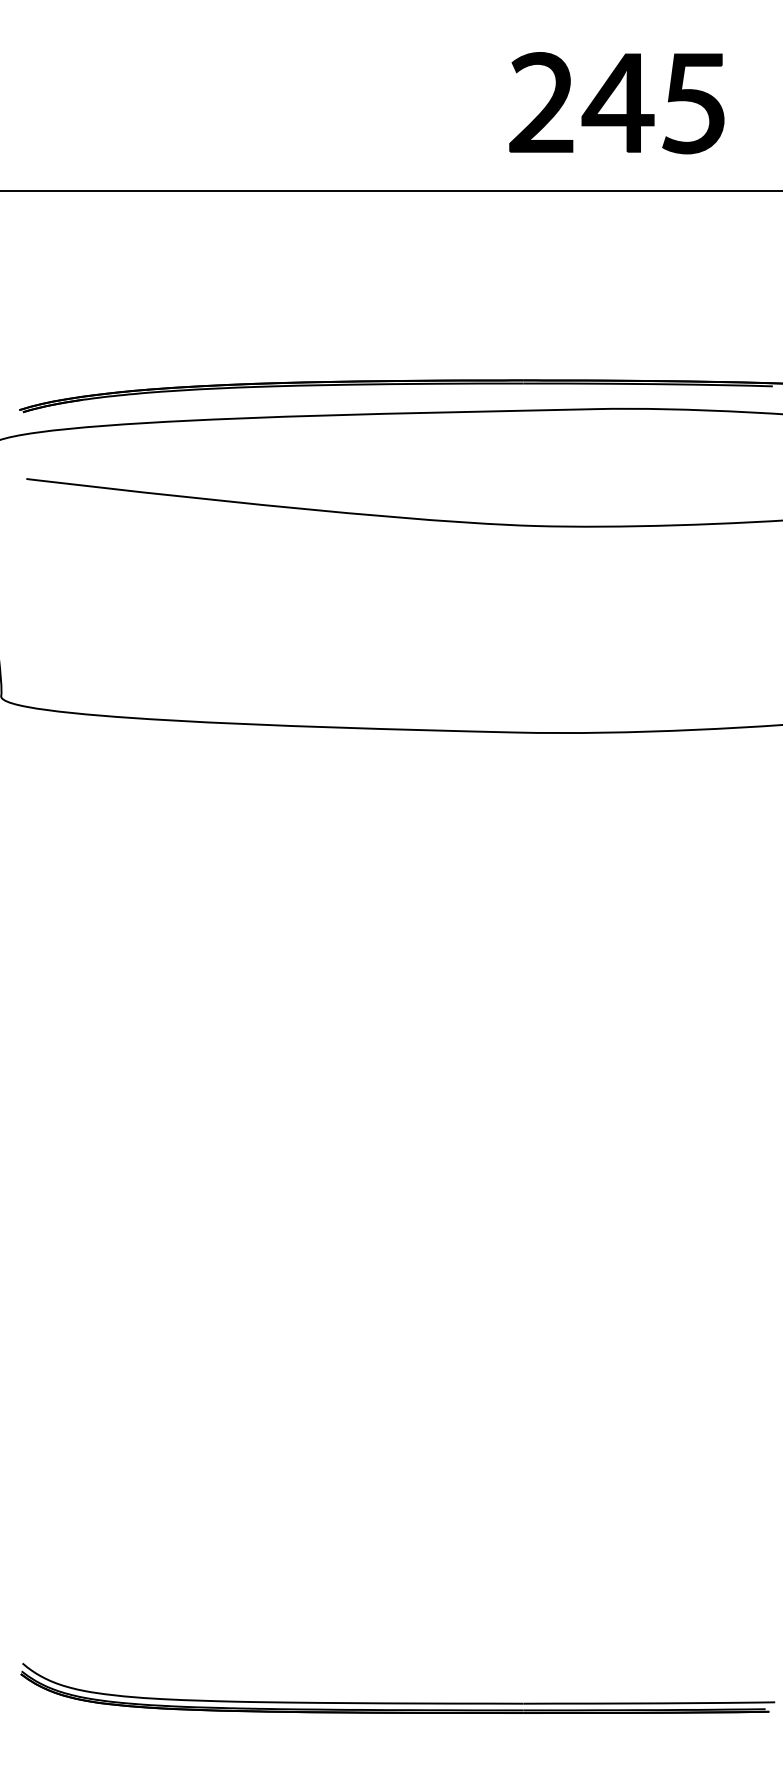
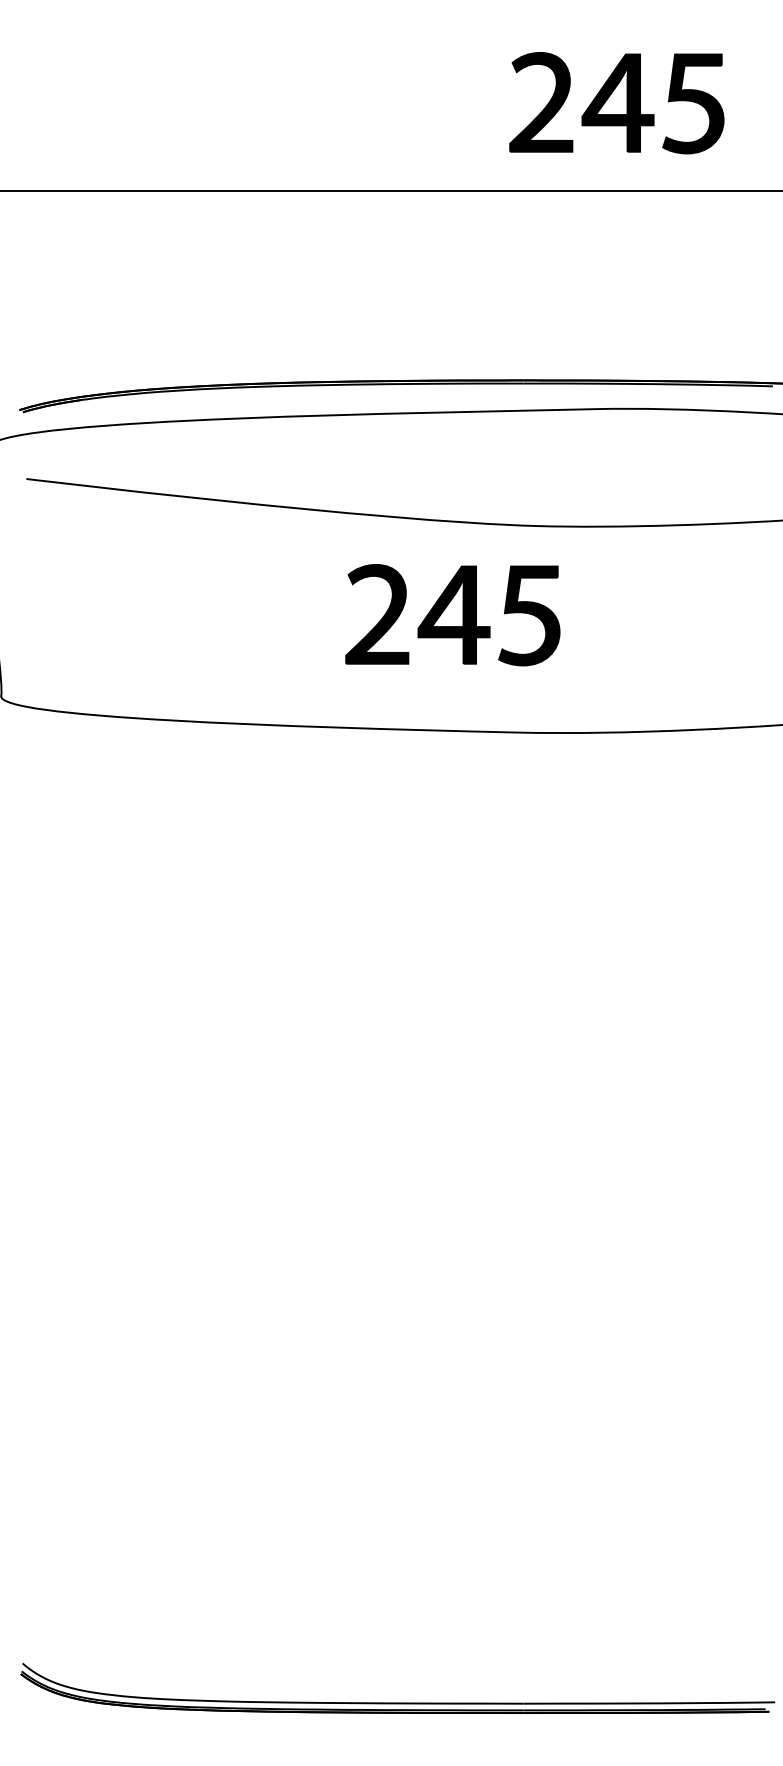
part: none -> present (452, 615)
